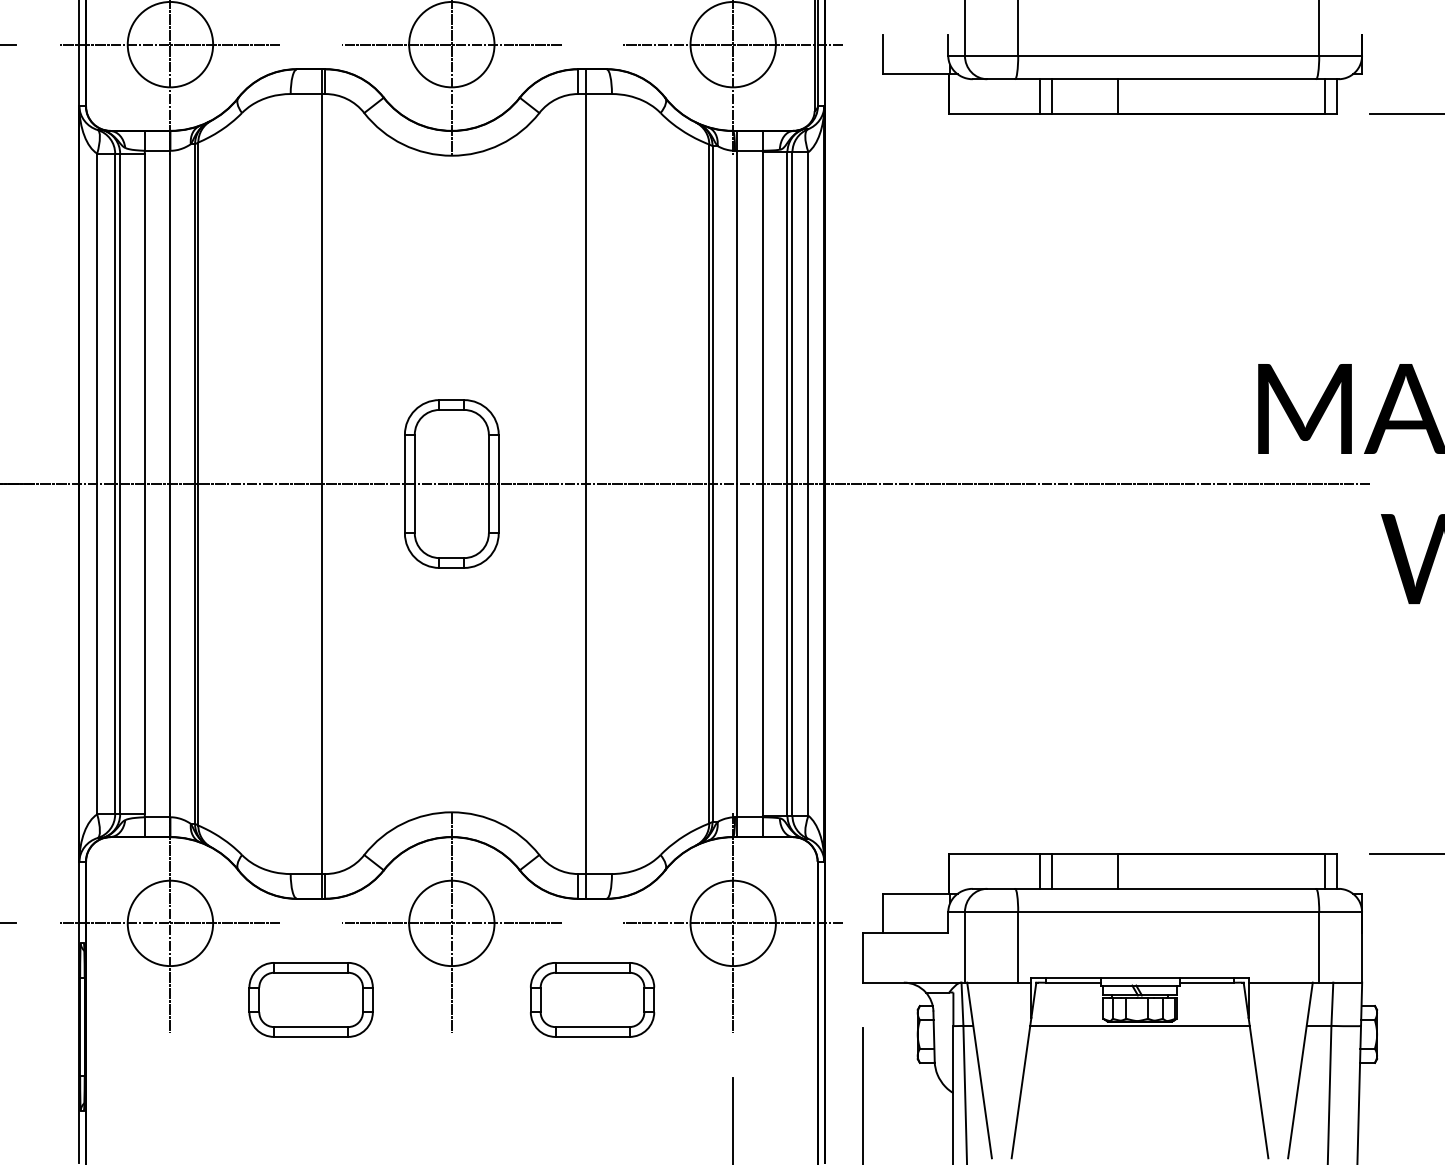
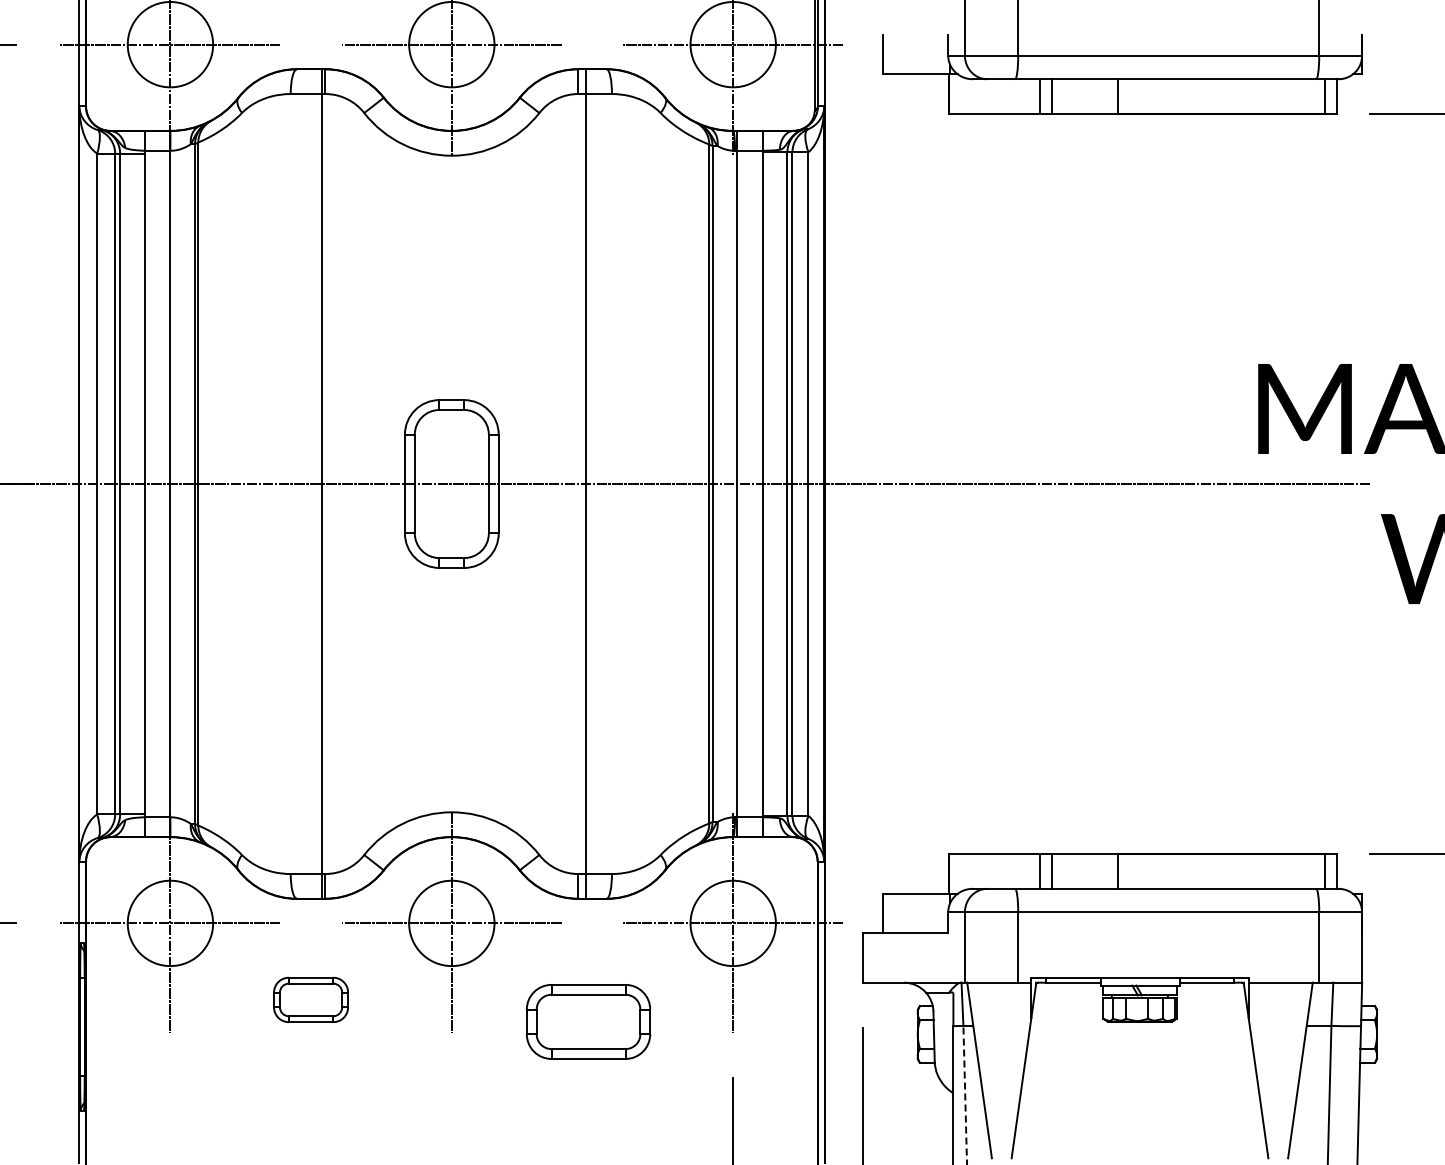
part size: 126x76 px -> 76x47 px (310, 999)
part position: (592, 999) -> (588, 1021) (588, 1021)
line: present -> none (1139, 1025)
line: solid -> dashed (965, 1094)
